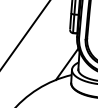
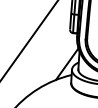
line position: (25, 34) -> (29, 40) (29, 40)
